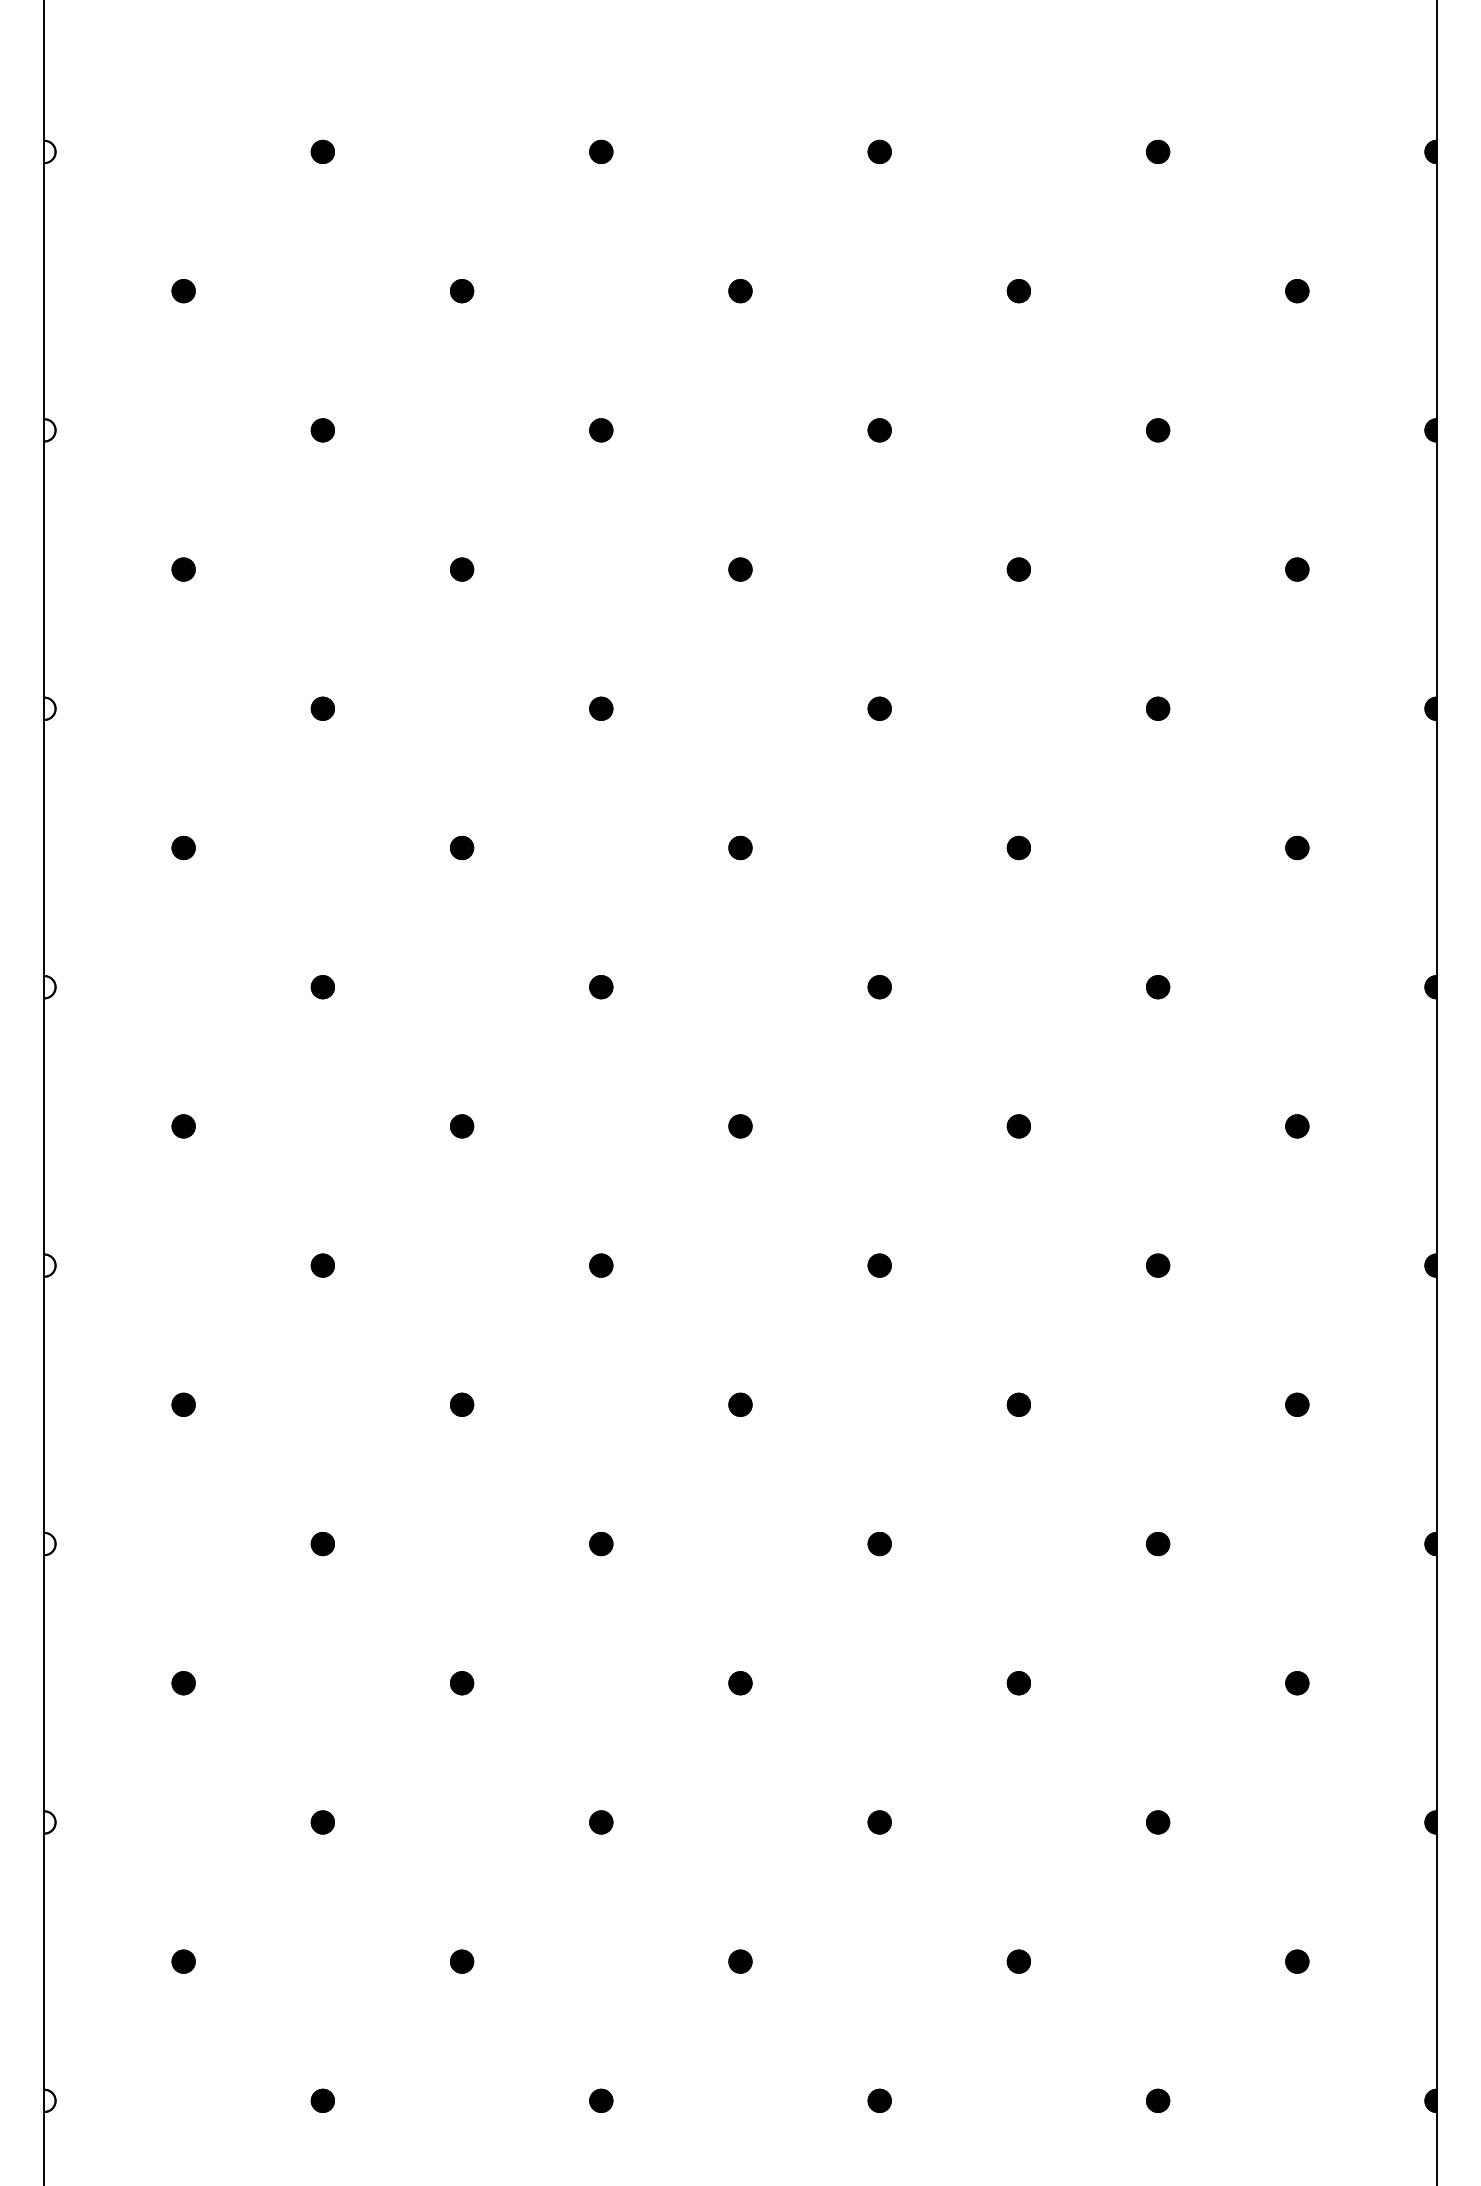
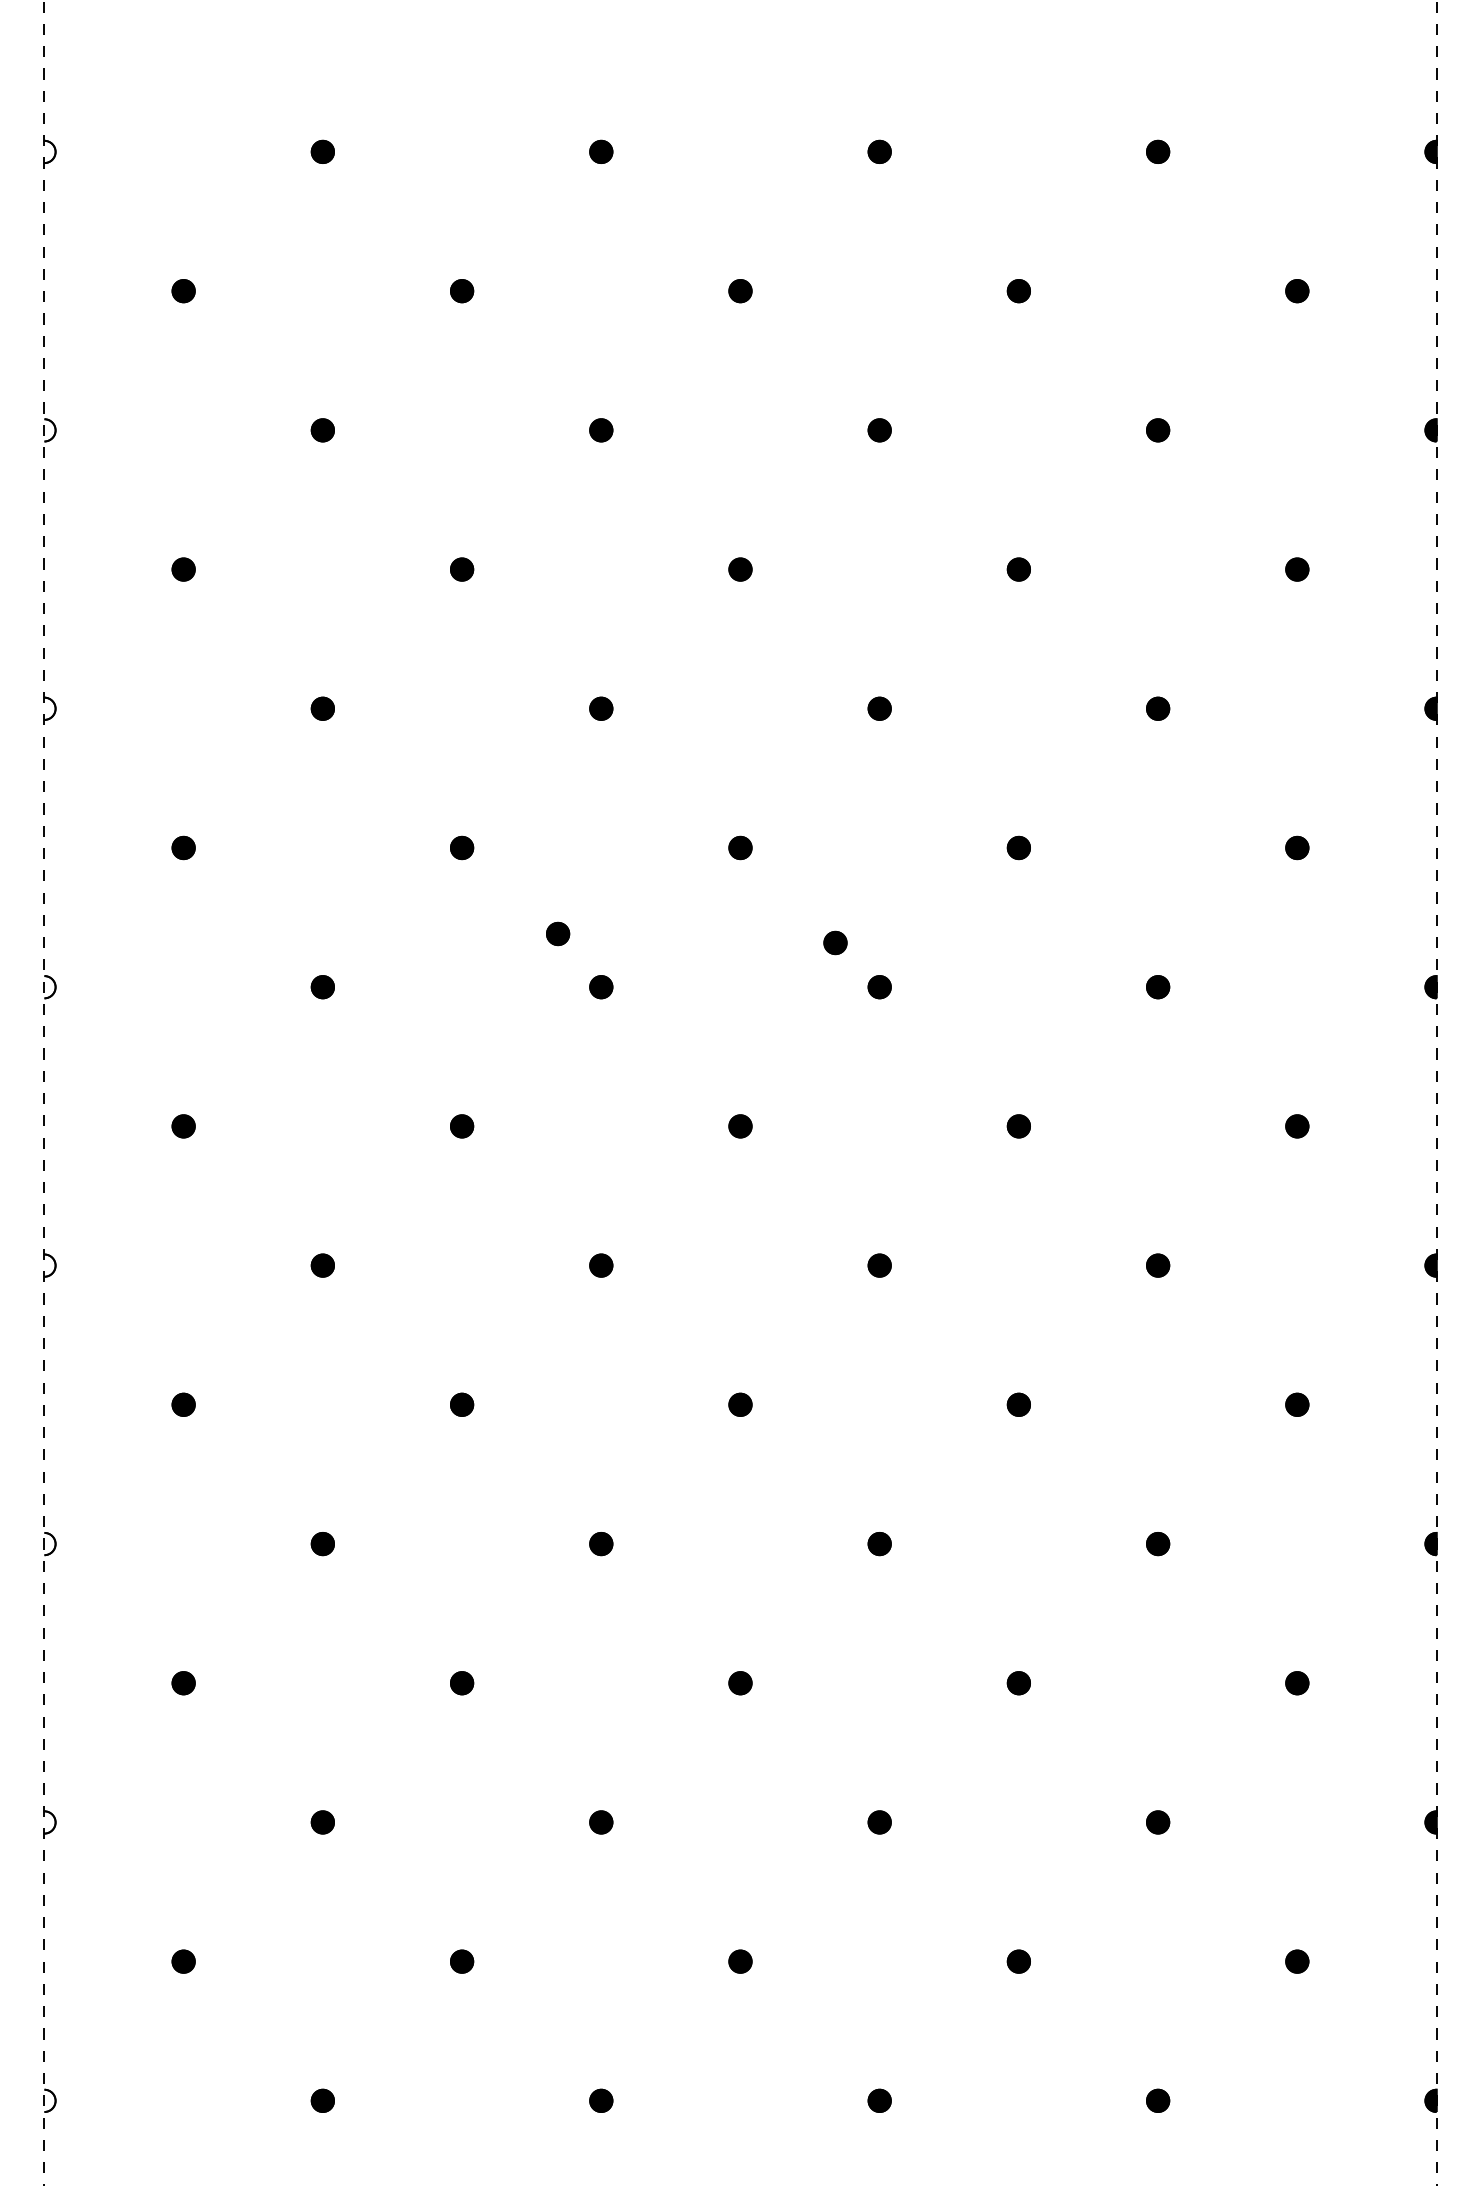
part: none -> present (558, 933)
part: none -> present (835, 942)
line: solid -> dashed (1436, 2185)
